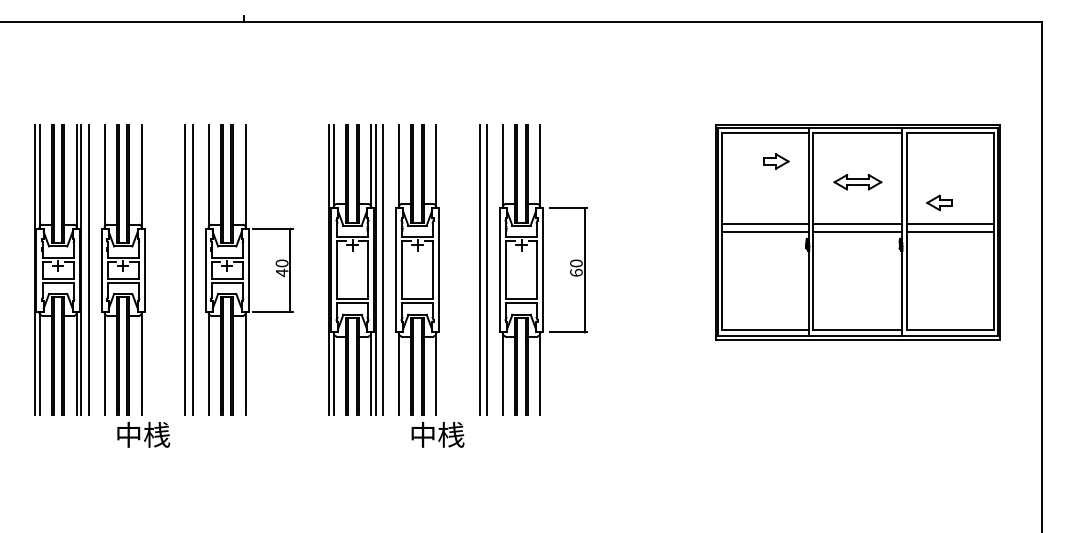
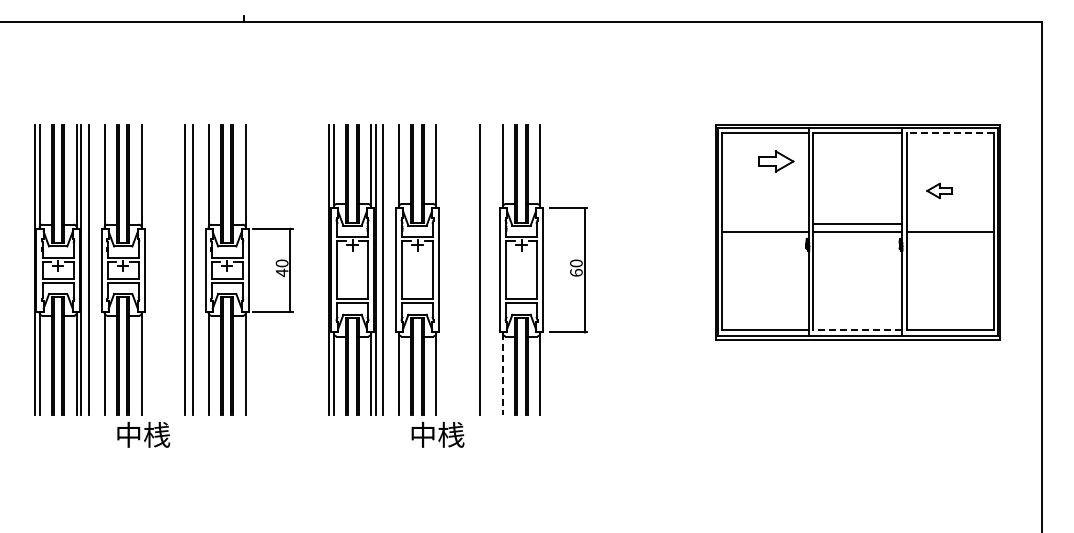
line: solid -> dashed (950, 132)
part size: 27x17 px -> 37x23 px (776, 161)
part: present -> none (857, 182)
part position: (939, 202) -> (939, 190) (939, 190)
line: present -> none (765, 223)
line: present -> none (949, 223)
line: present -> none (486, 270)
line: solid -> dashed (857, 330)
line: solid -> dashed (502, 374)
